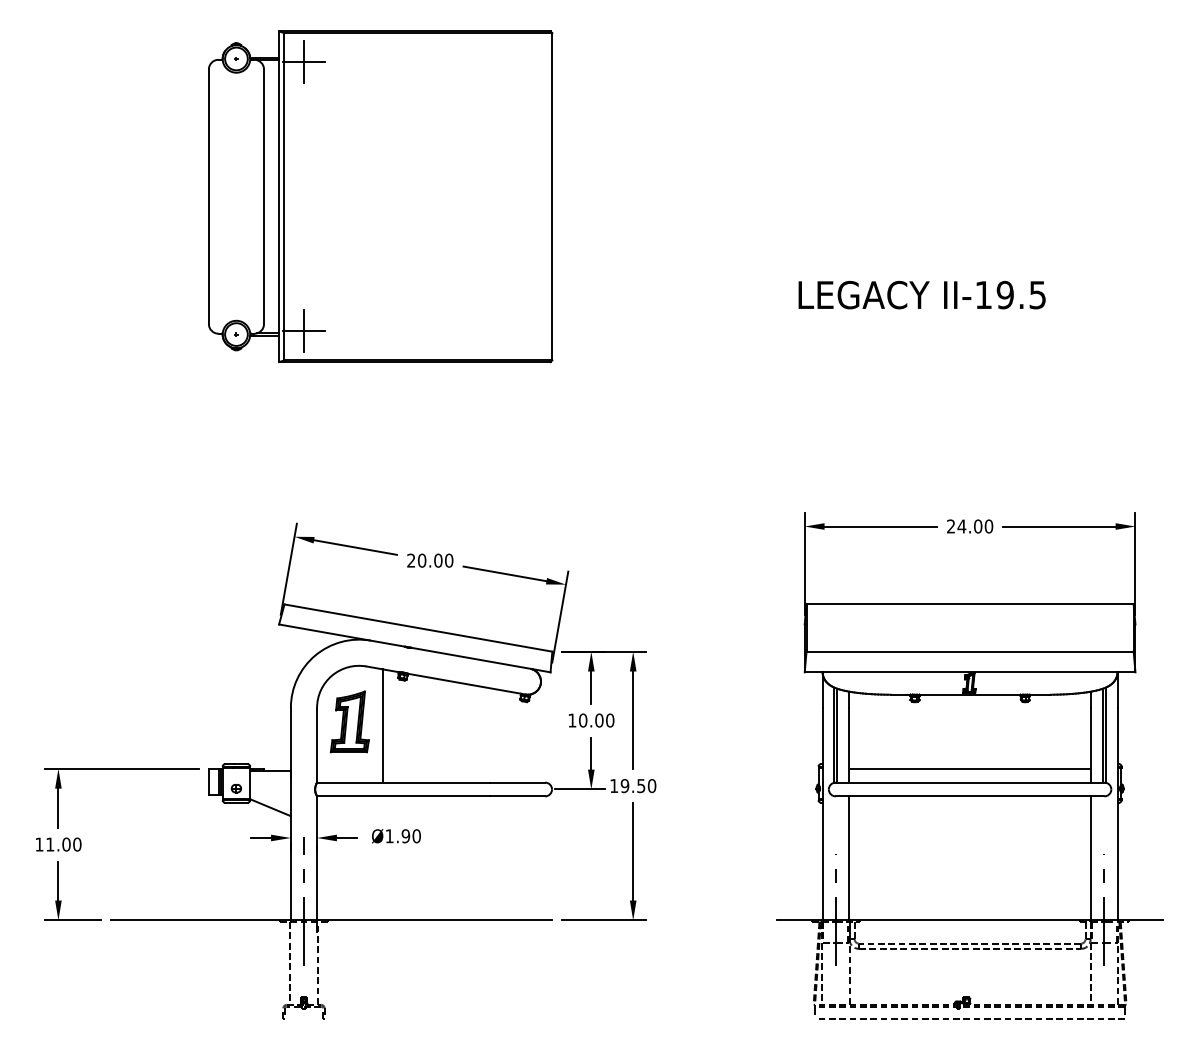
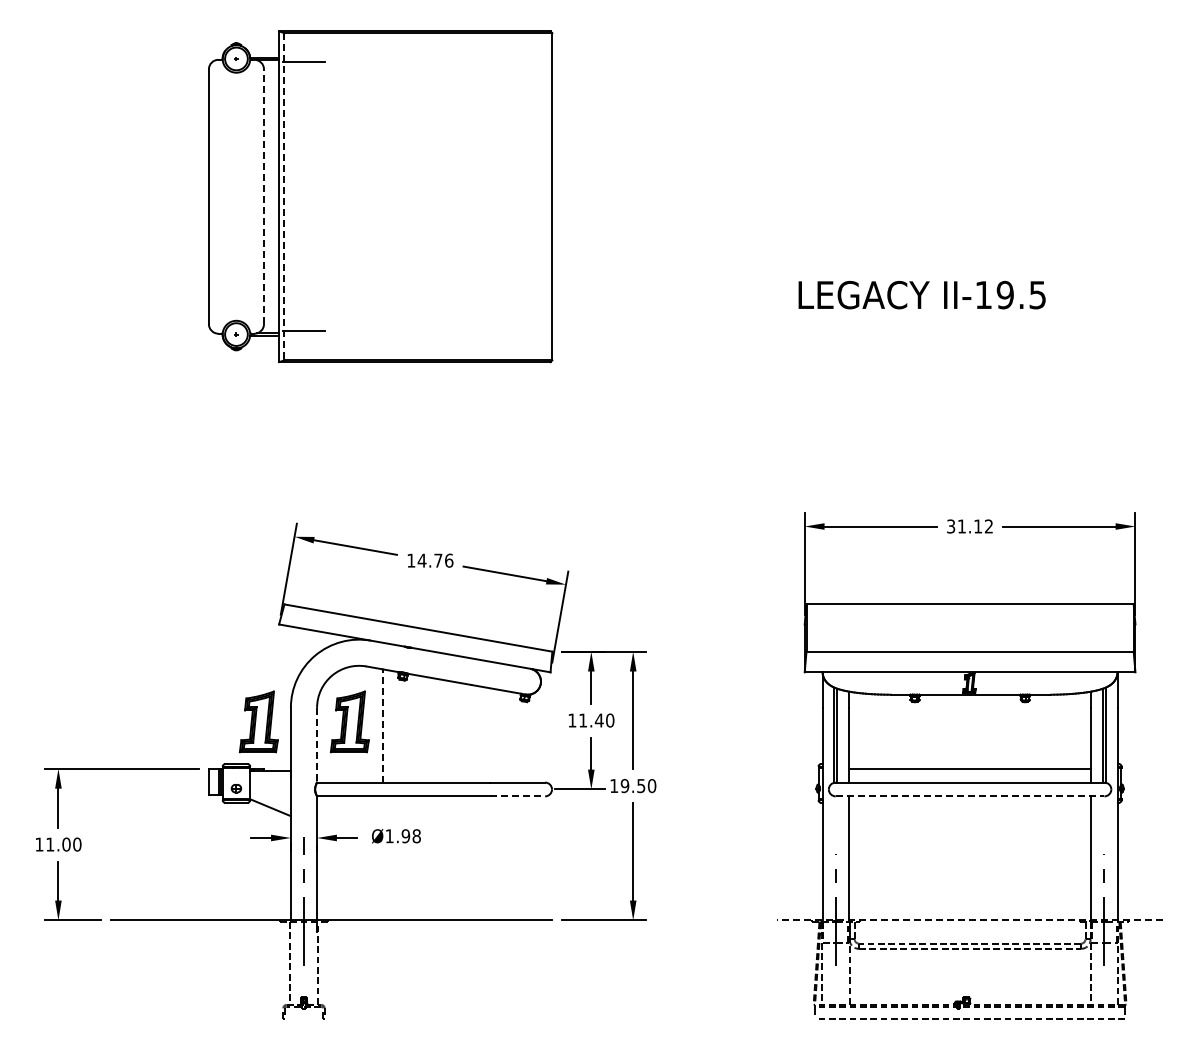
line: present -> none (303, 62)
line: solid -> dashed (264, 196)
line: solid -> dashed (284, 196)
line: present -> none (303, 331)
text: 24.00 -> 31.12 (970, 526)
text: 20.00 -> 14.76 (430, 560)
text: 10.00 -> 11.40 (591, 720)
part: none -> present (258, 721)
line: solid -> dashed (382, 725)
line: solid -> dashed (317, 745)
line: solid -> dashed (517, 796)
line: solid -> dashed (970, 796)
text: Ø1.90 -> Ø1.98 (416, 836)
line: solid -> dashed (970, 920)
